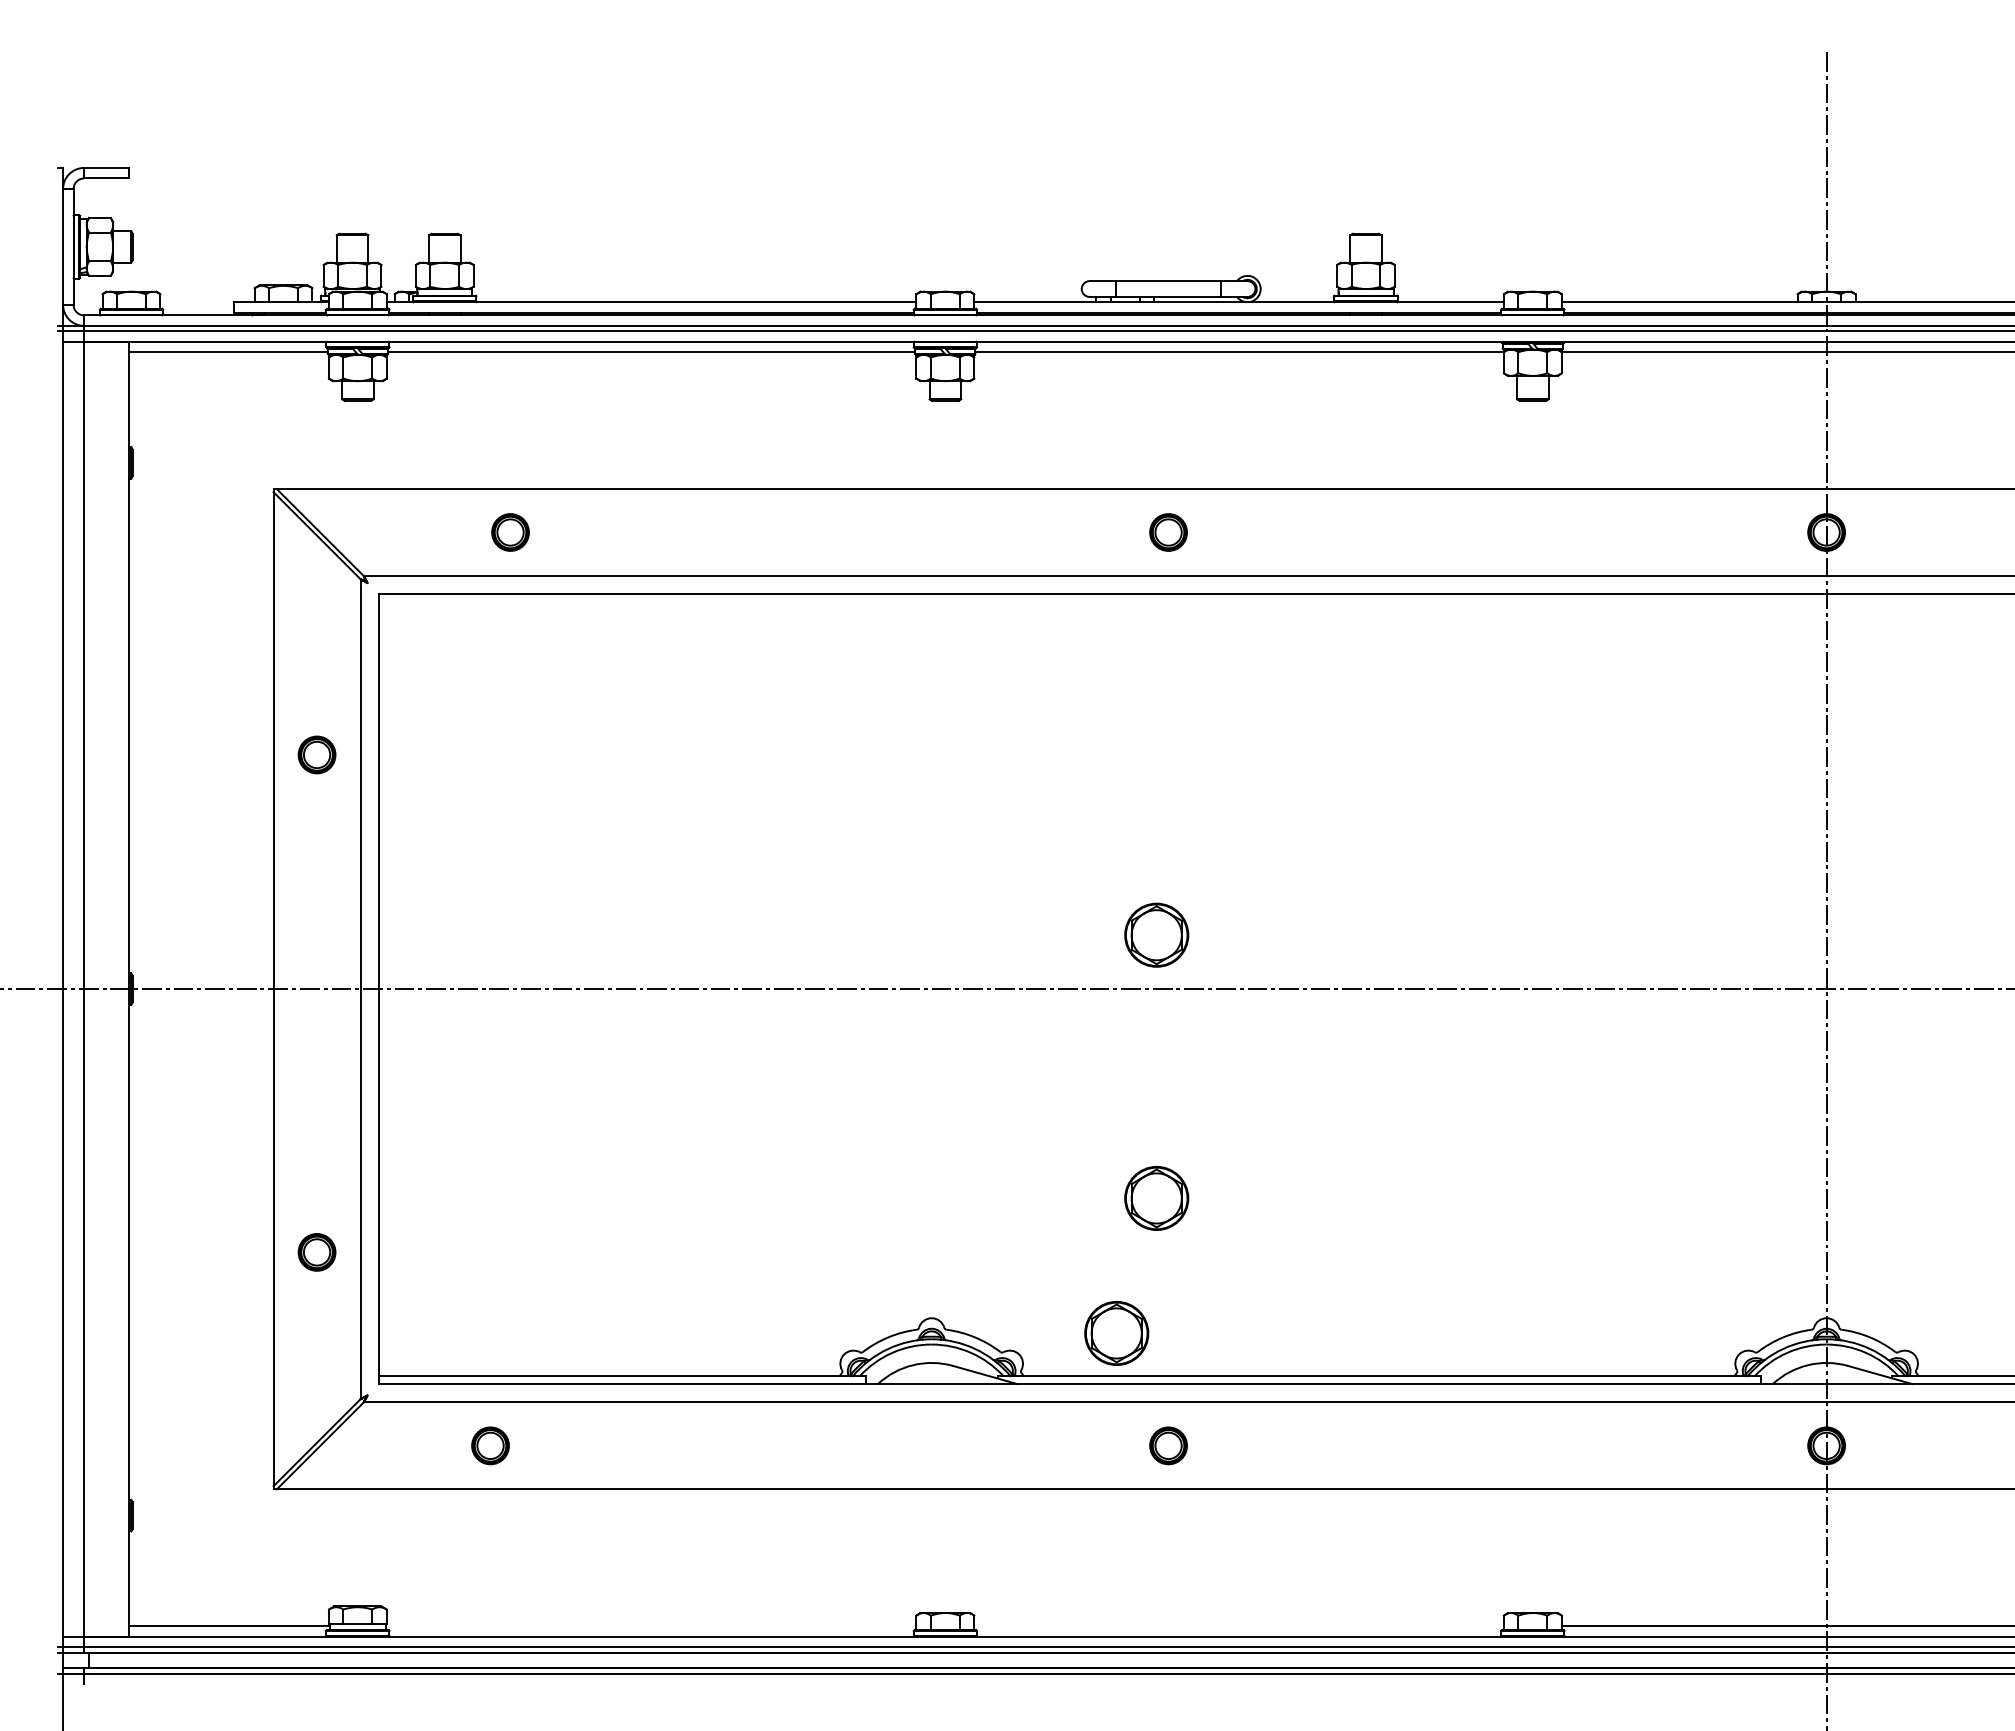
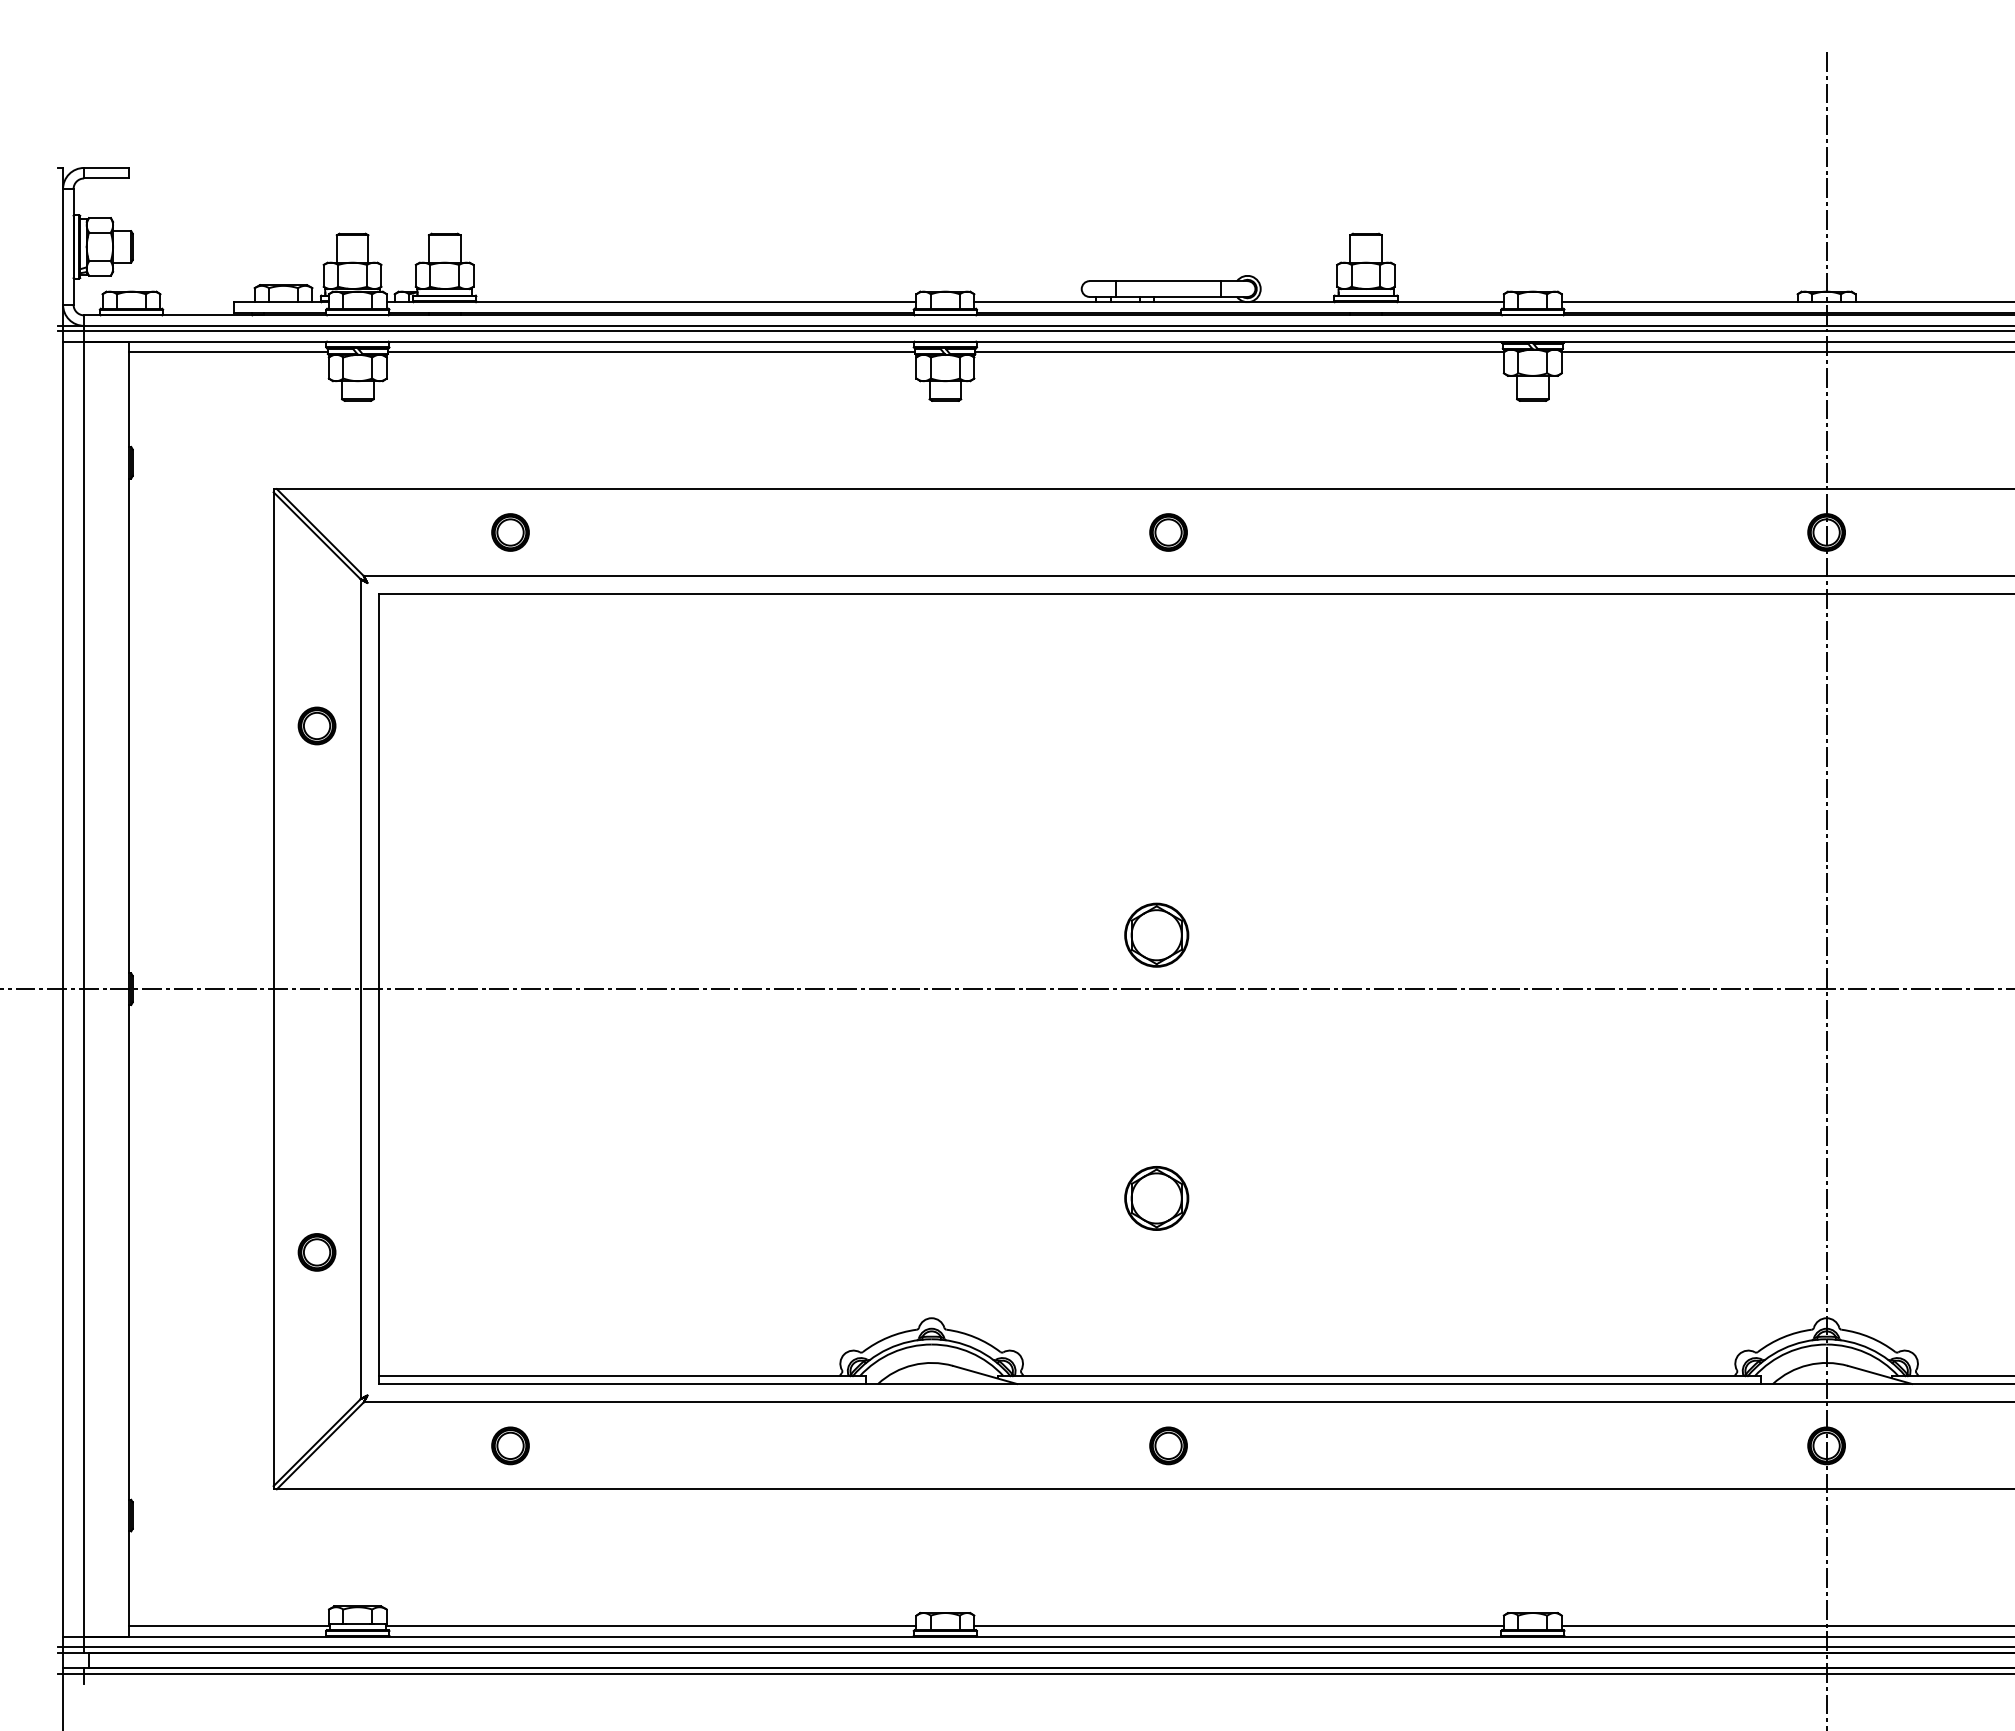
part position: (316, 754) -> (316, 725) (316, 725)
part: present -> none (1116, 1333)
part position: (490, 1445) -> (510, 1445) (510, 1445)
line: none -> present (650, 1626)
line: none -> present (1238, 1626)
